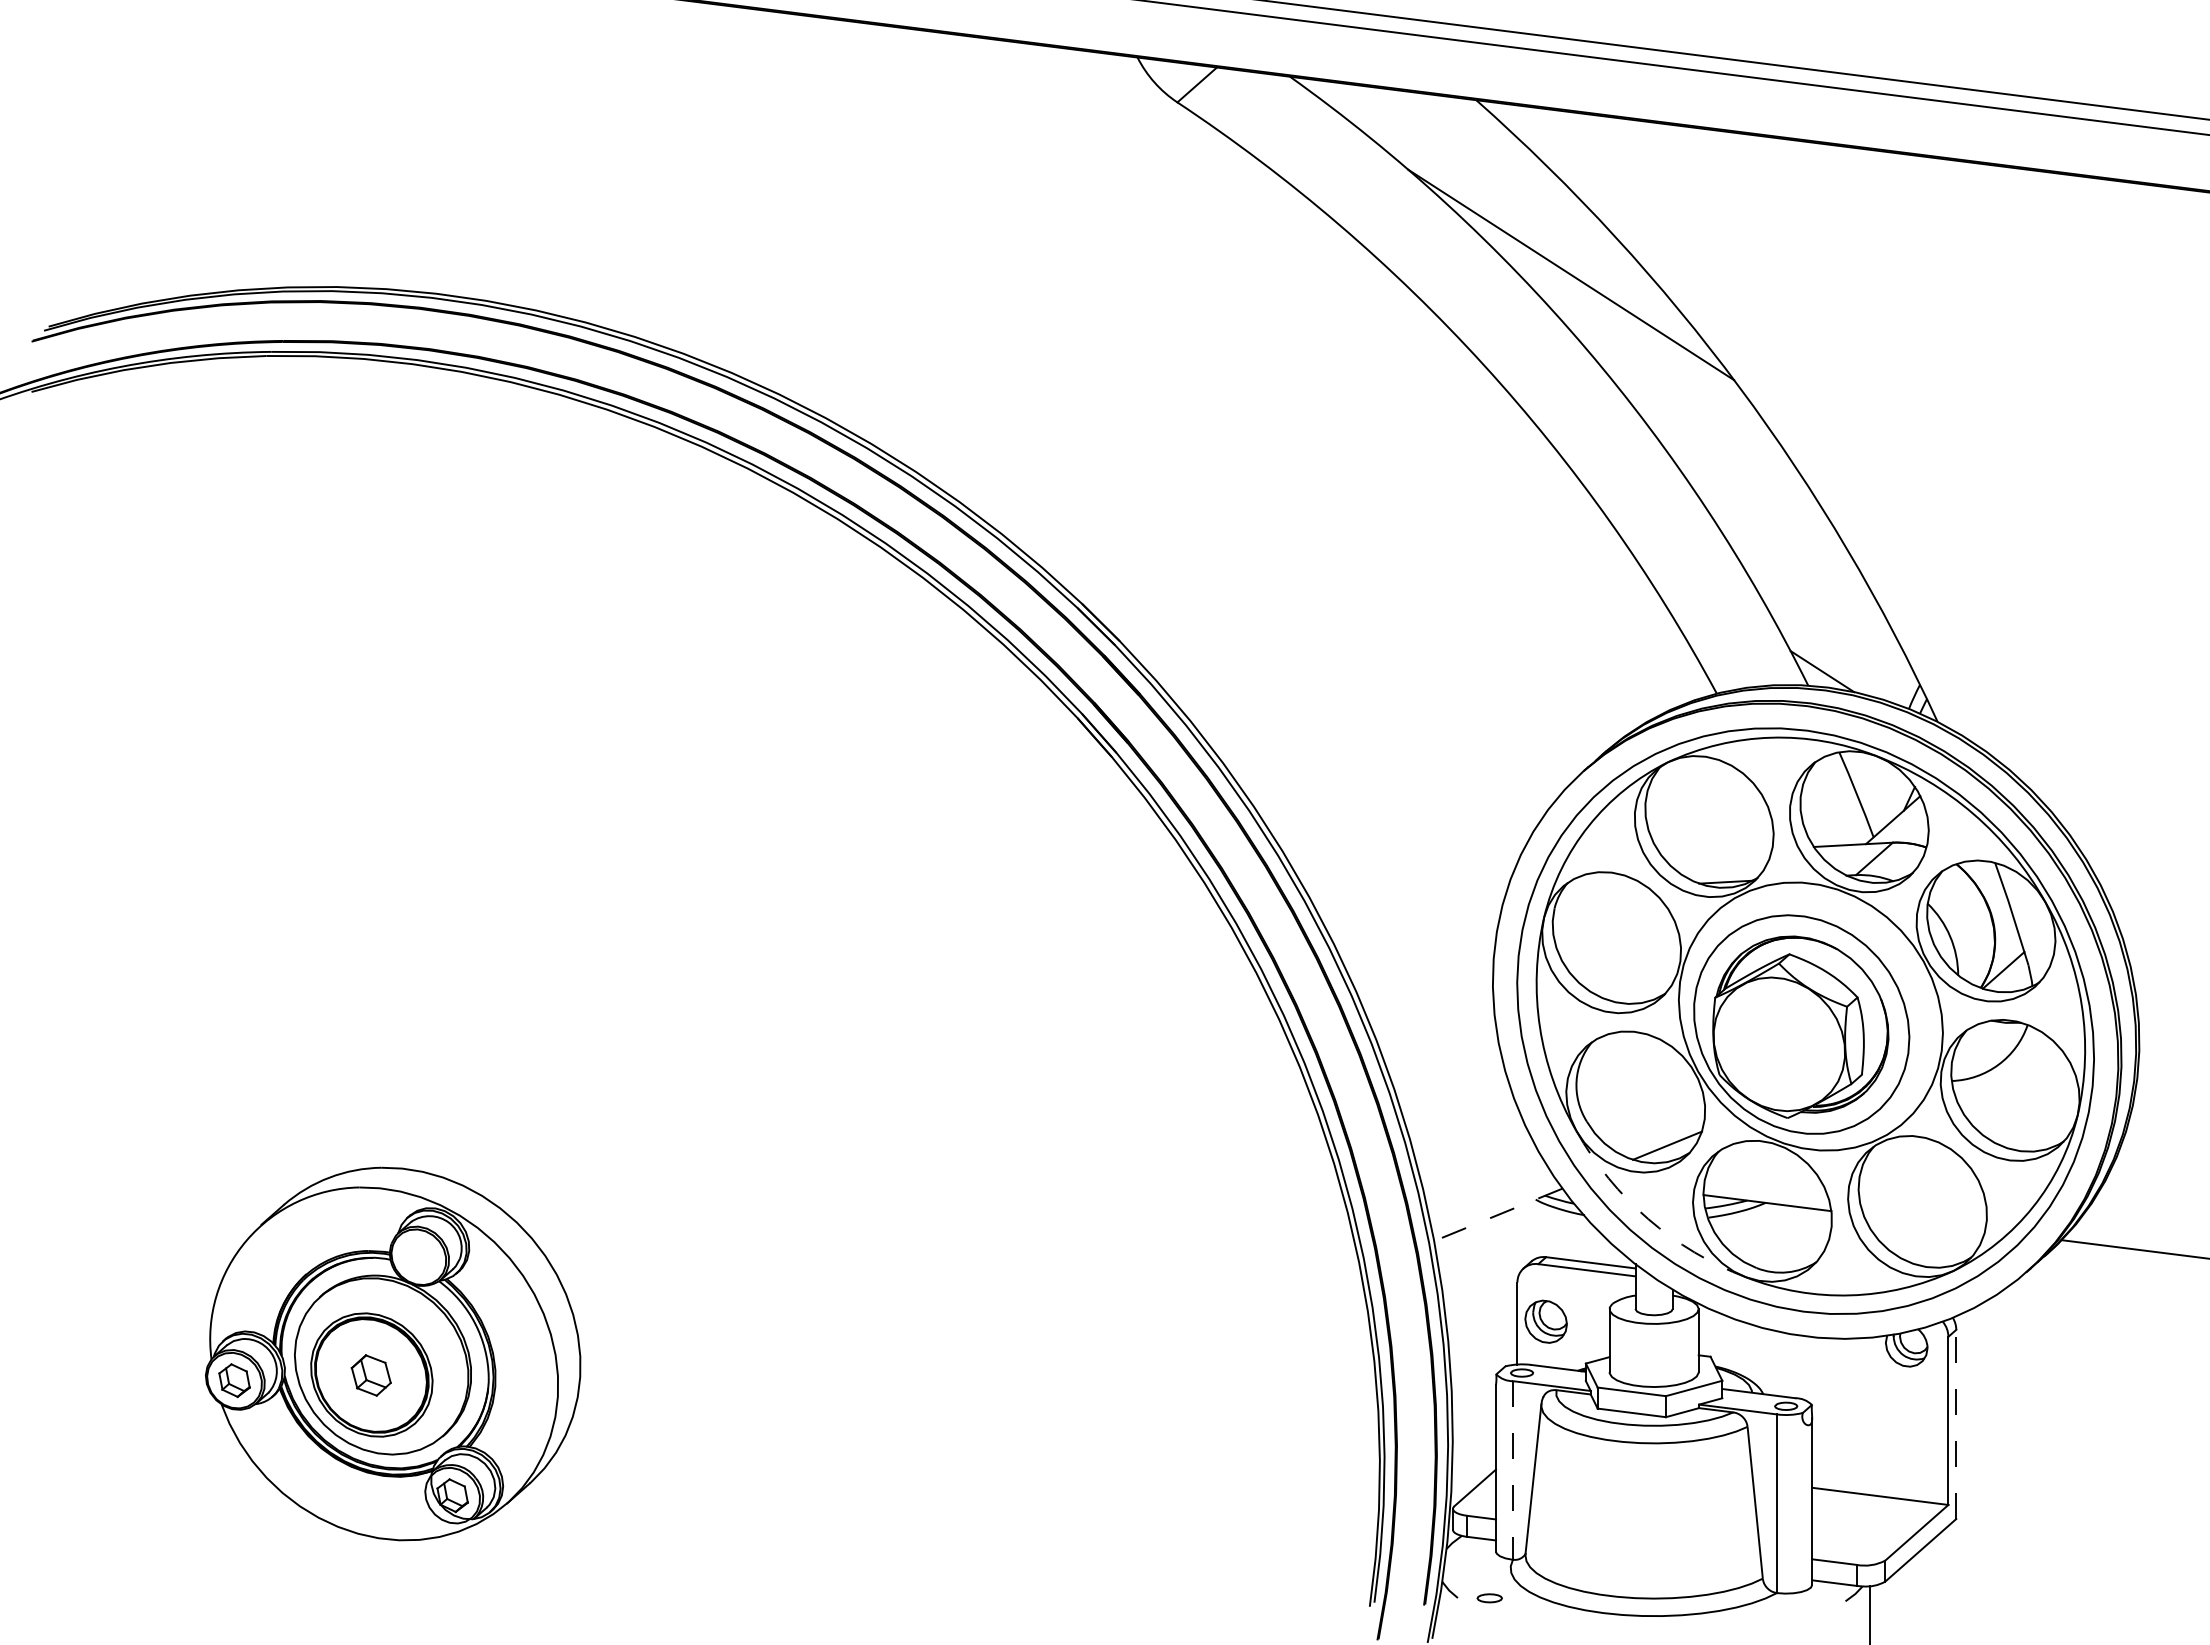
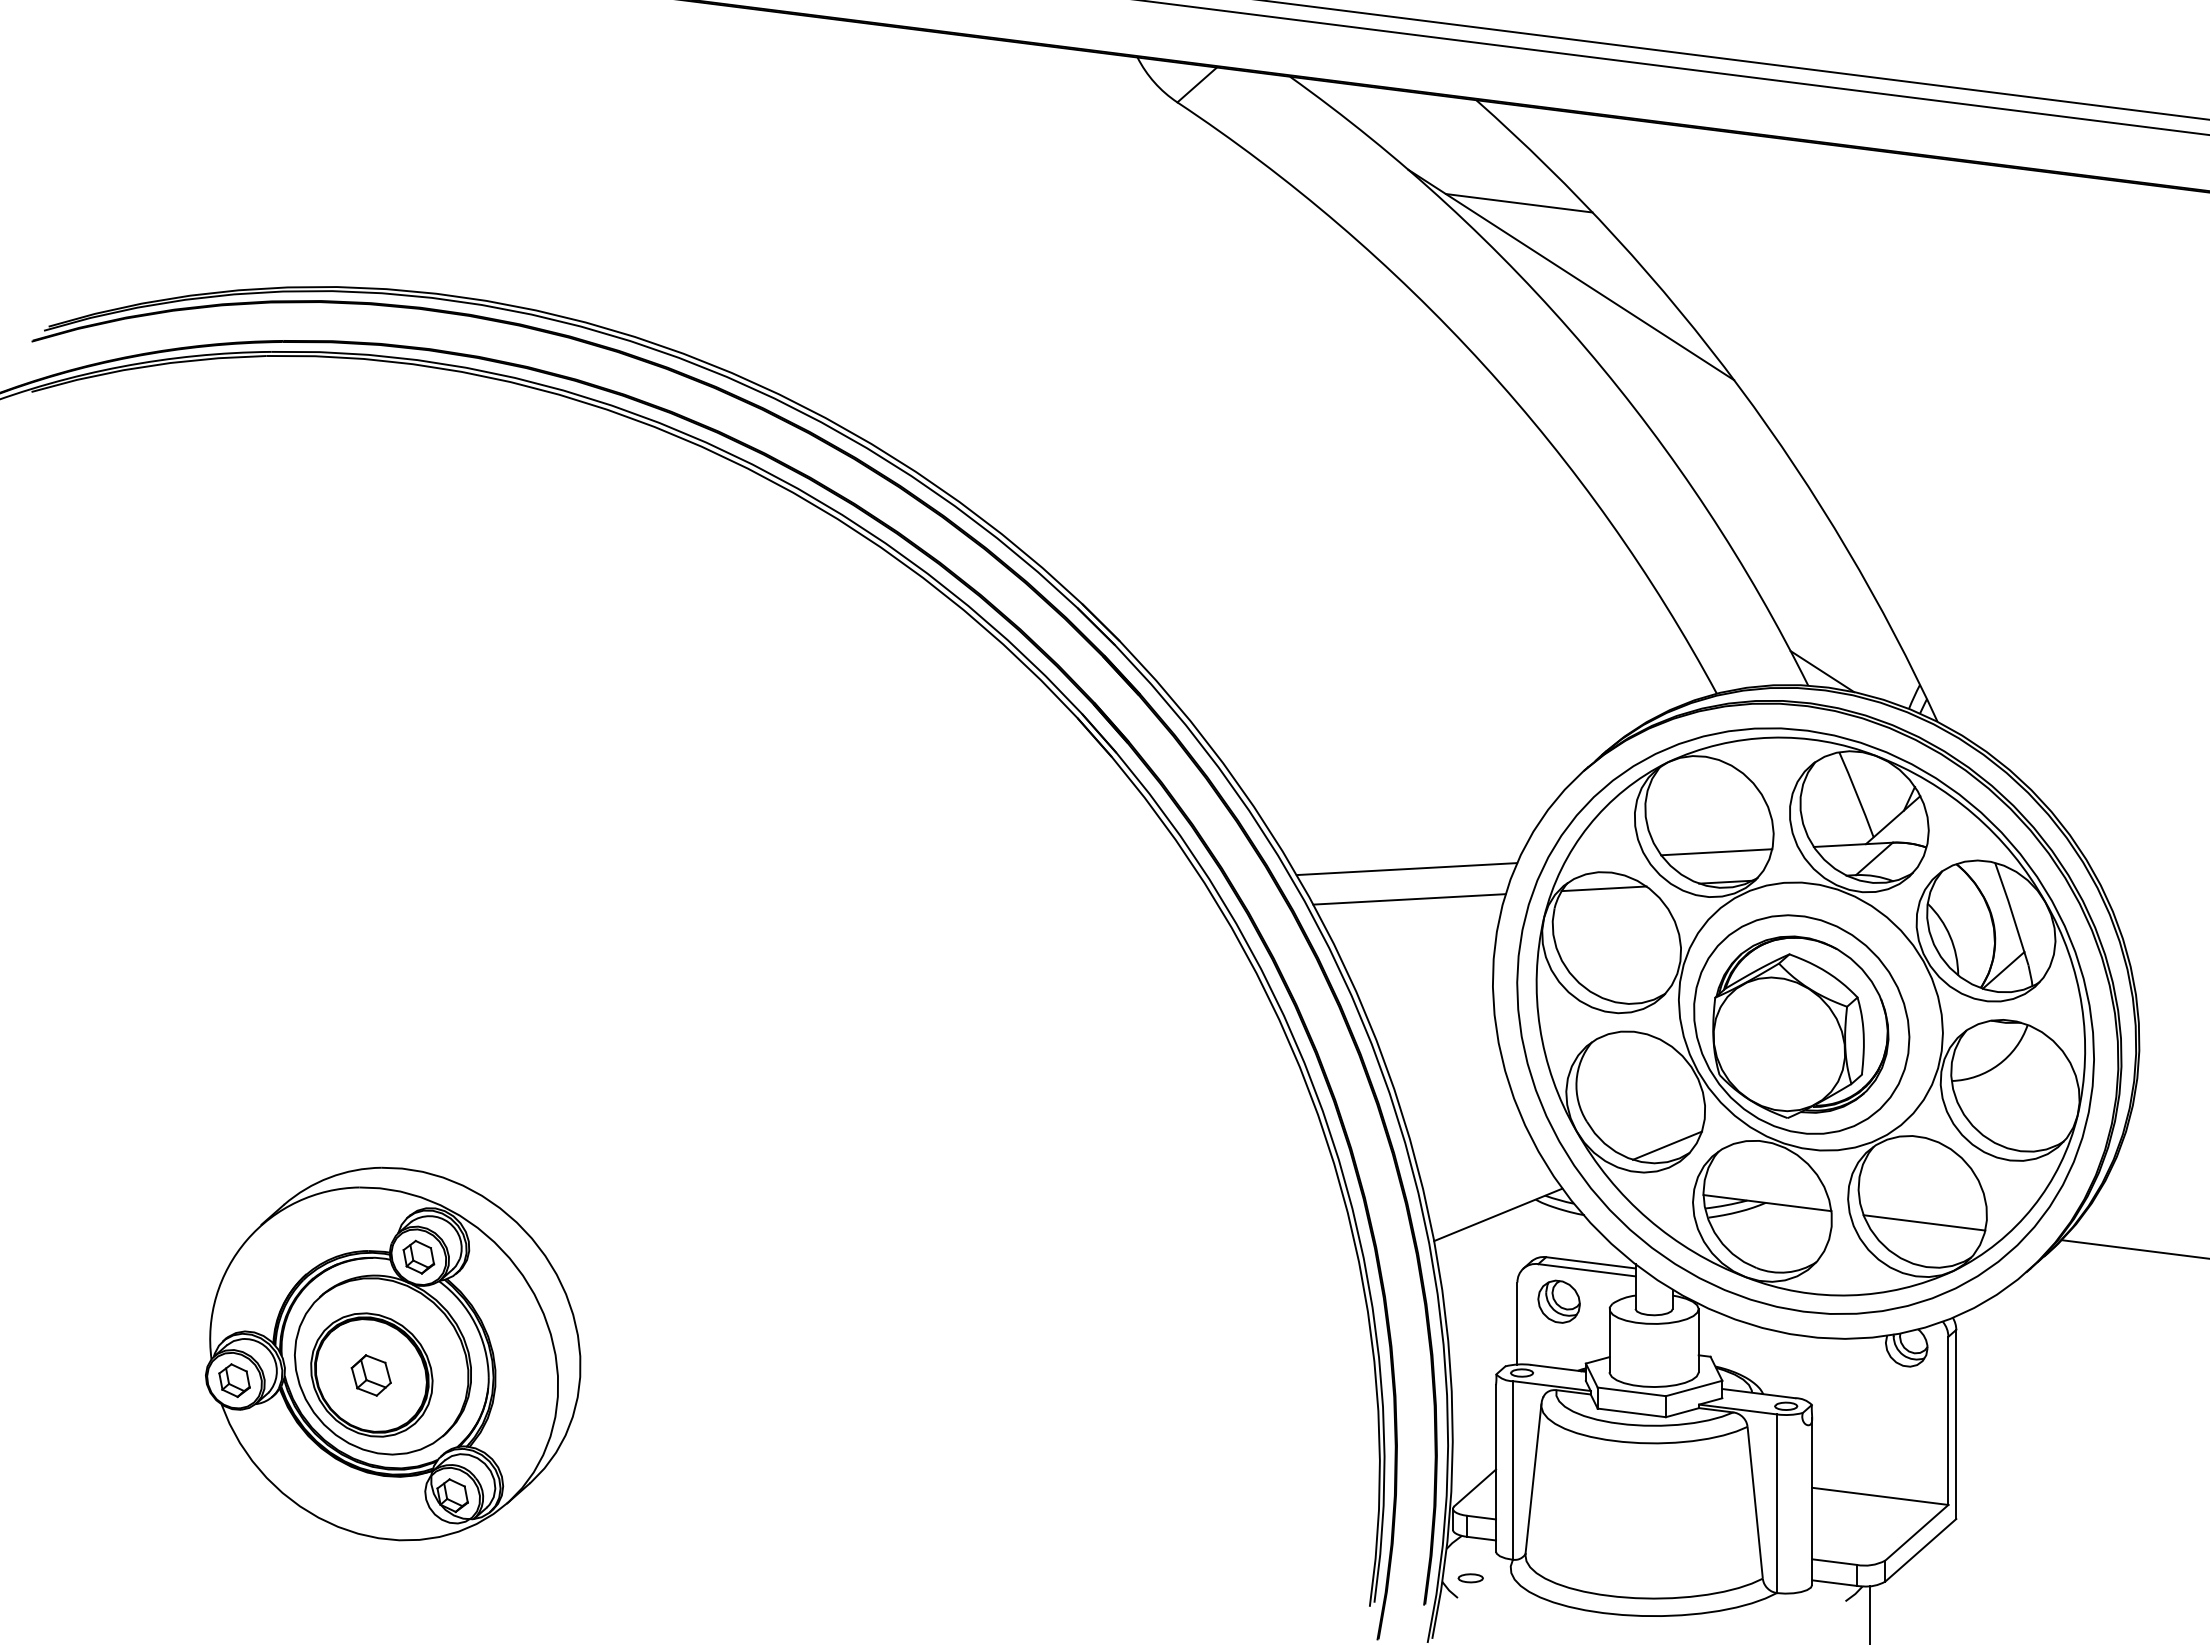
line: none -> present (1518, 203)
line: none -> present (1716, 852)
line: none -> present (1406, 869)
line: none -> present (1603, 888)
line: none -> present (1409, 899)
line: dashed -> solid (1497, 1215)
arc: dashed -> solid (1648, 1219)
line: none -> present (1924, 1222)
part: none -> present (418, 1256)
part position: (1545, 1321) -> (1558, 1301) (1558, 1301)
line: dashed -> solid (1956, 1424)
line: dashed -> solid (1512, 1470)
part position: (1489, 1598) -> (1470, 1578) (1470, 1578)
